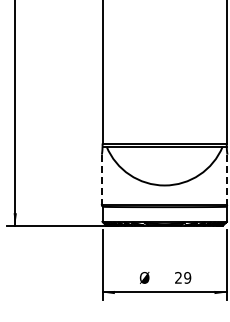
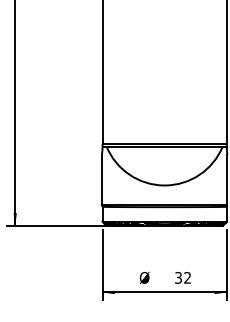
line: dashed -> solid (101, 180)
line: dashed -> solid (227, 180)
text: 29 -> 32 (183, 277)
